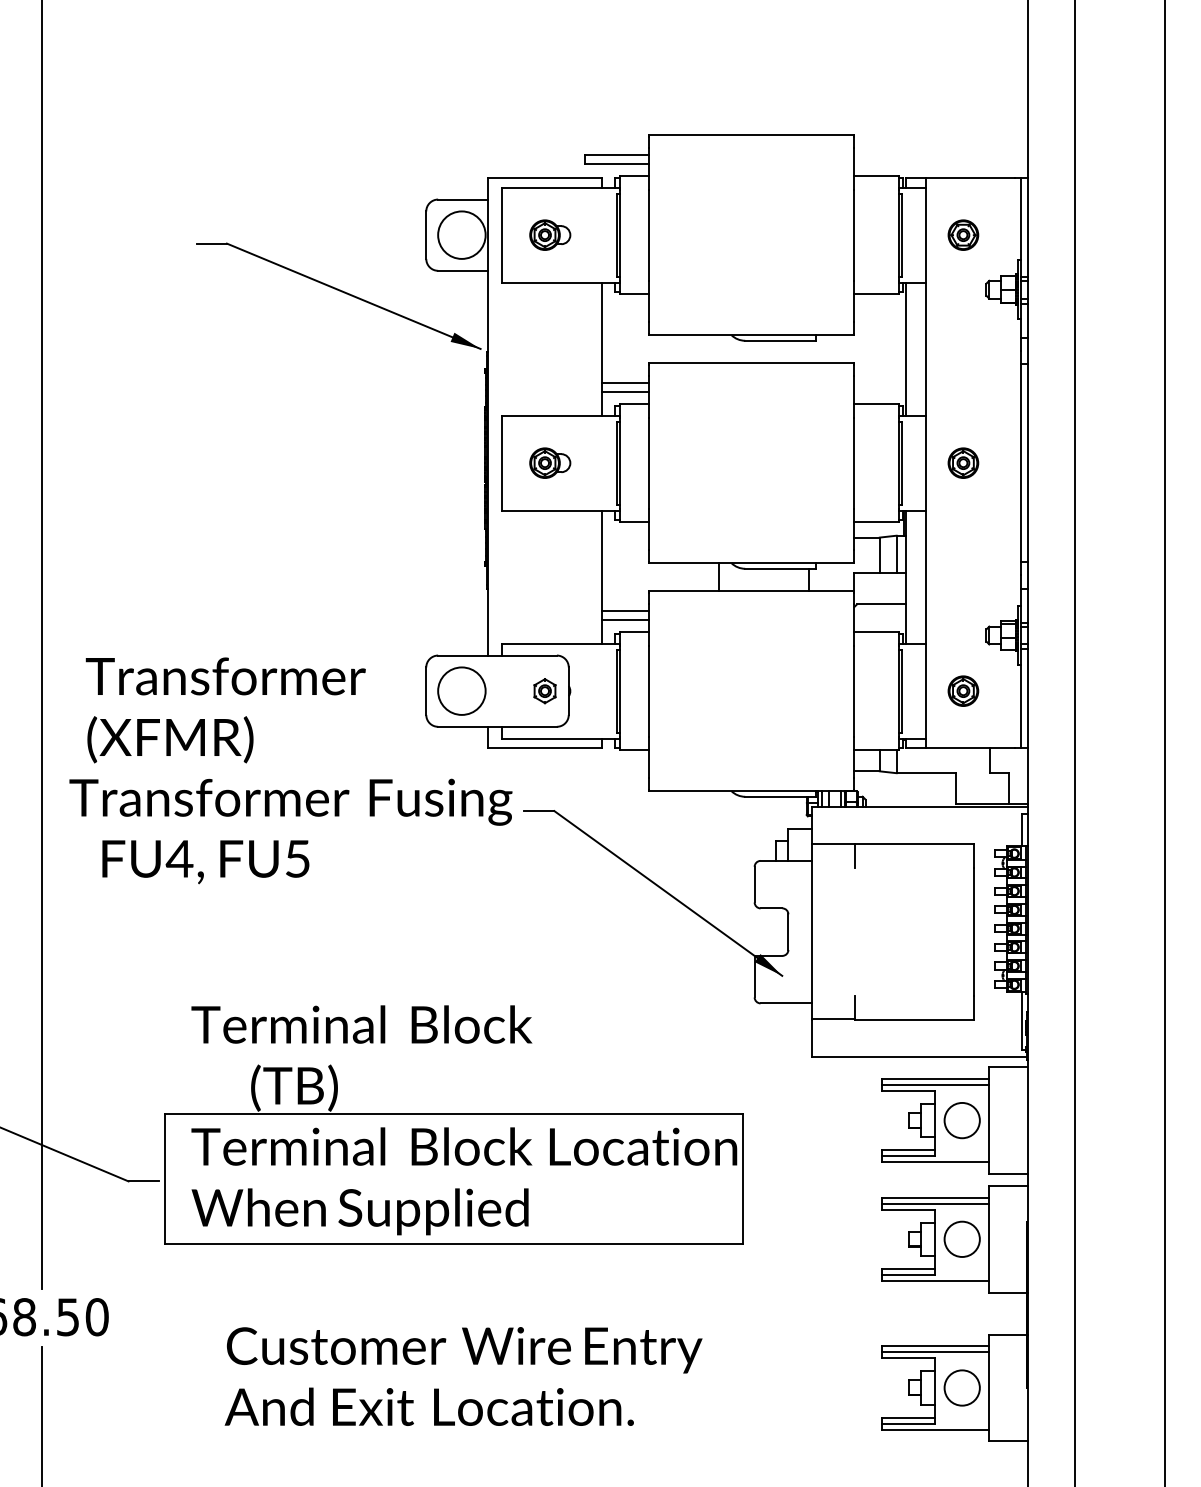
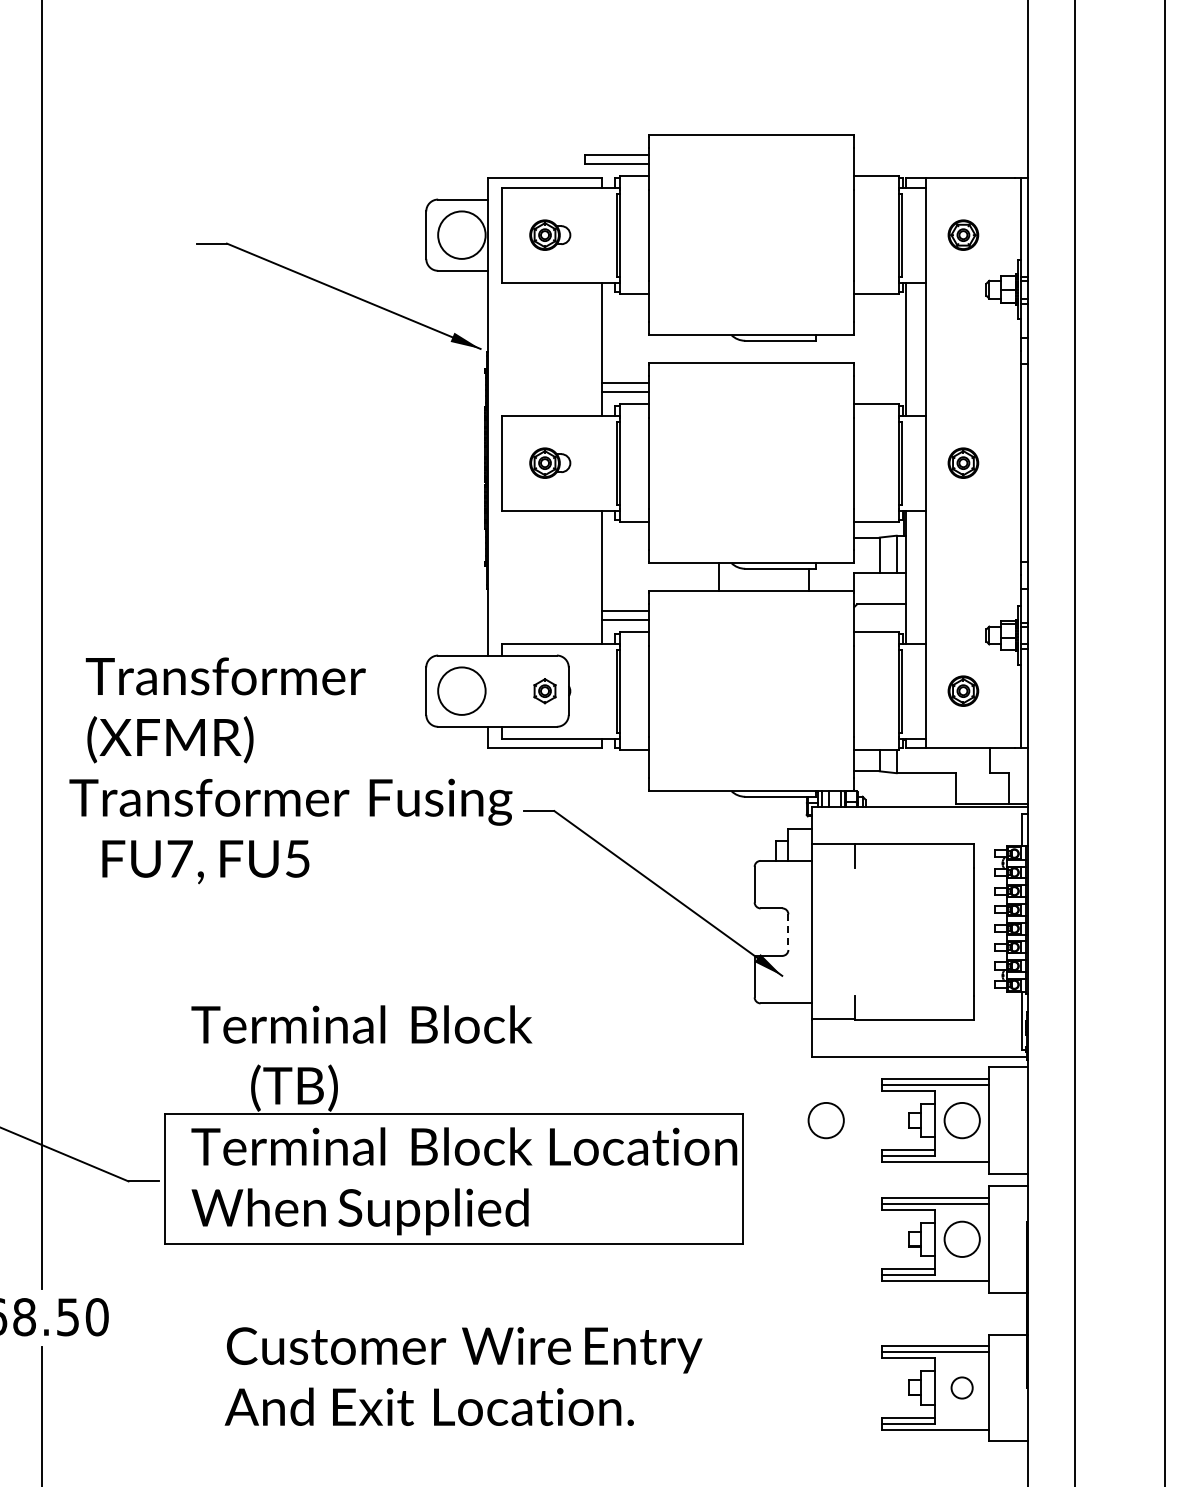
text: FU4, -> FU7, (179, 858)
line: solid -> dashed (788, 932)
circle: none -> present (825, 1120)
circle size: 38x38 px -> 24x24 px (961, 1387)
